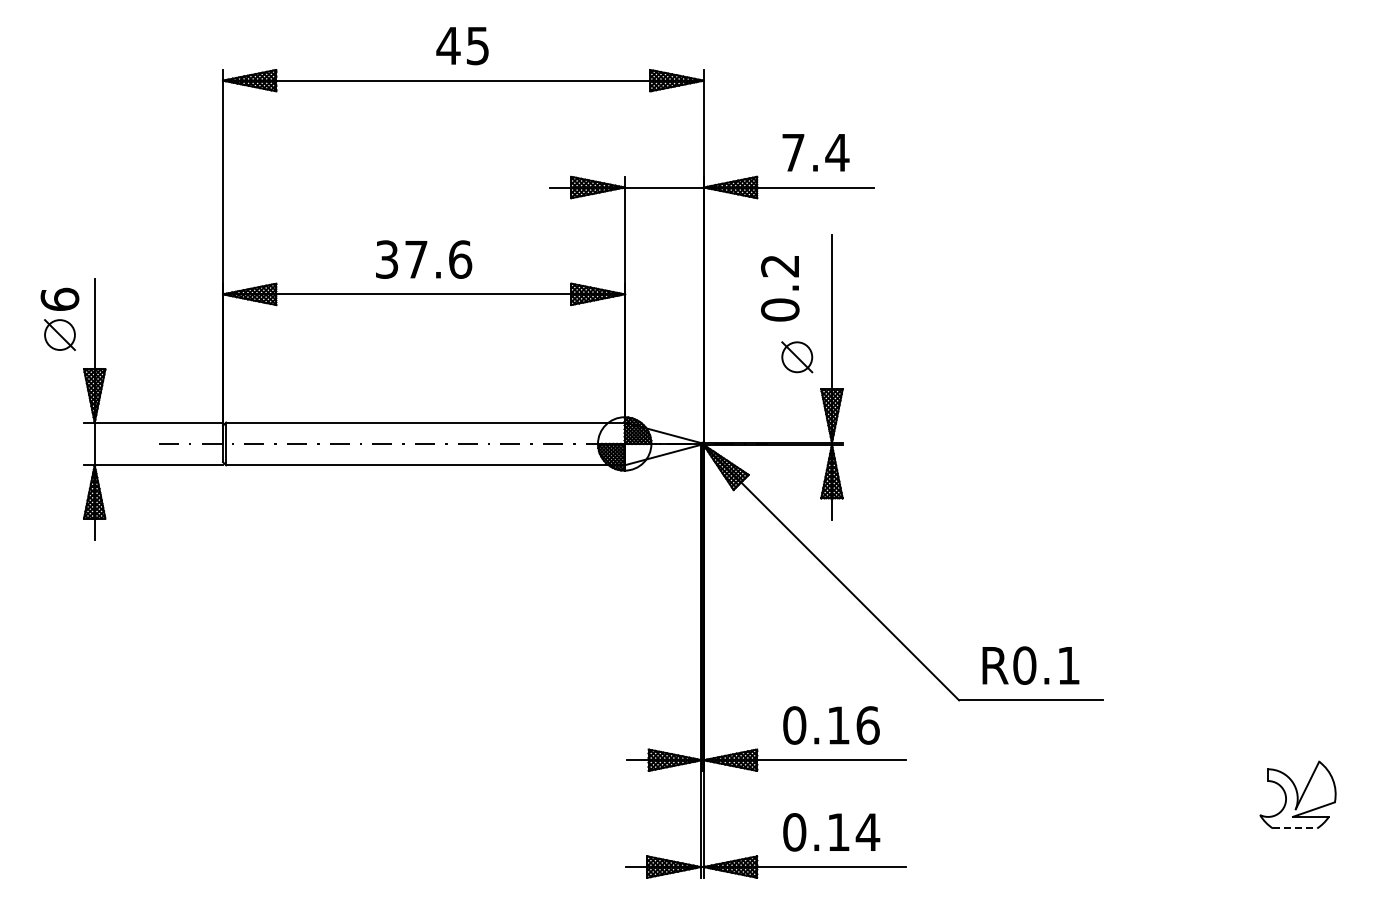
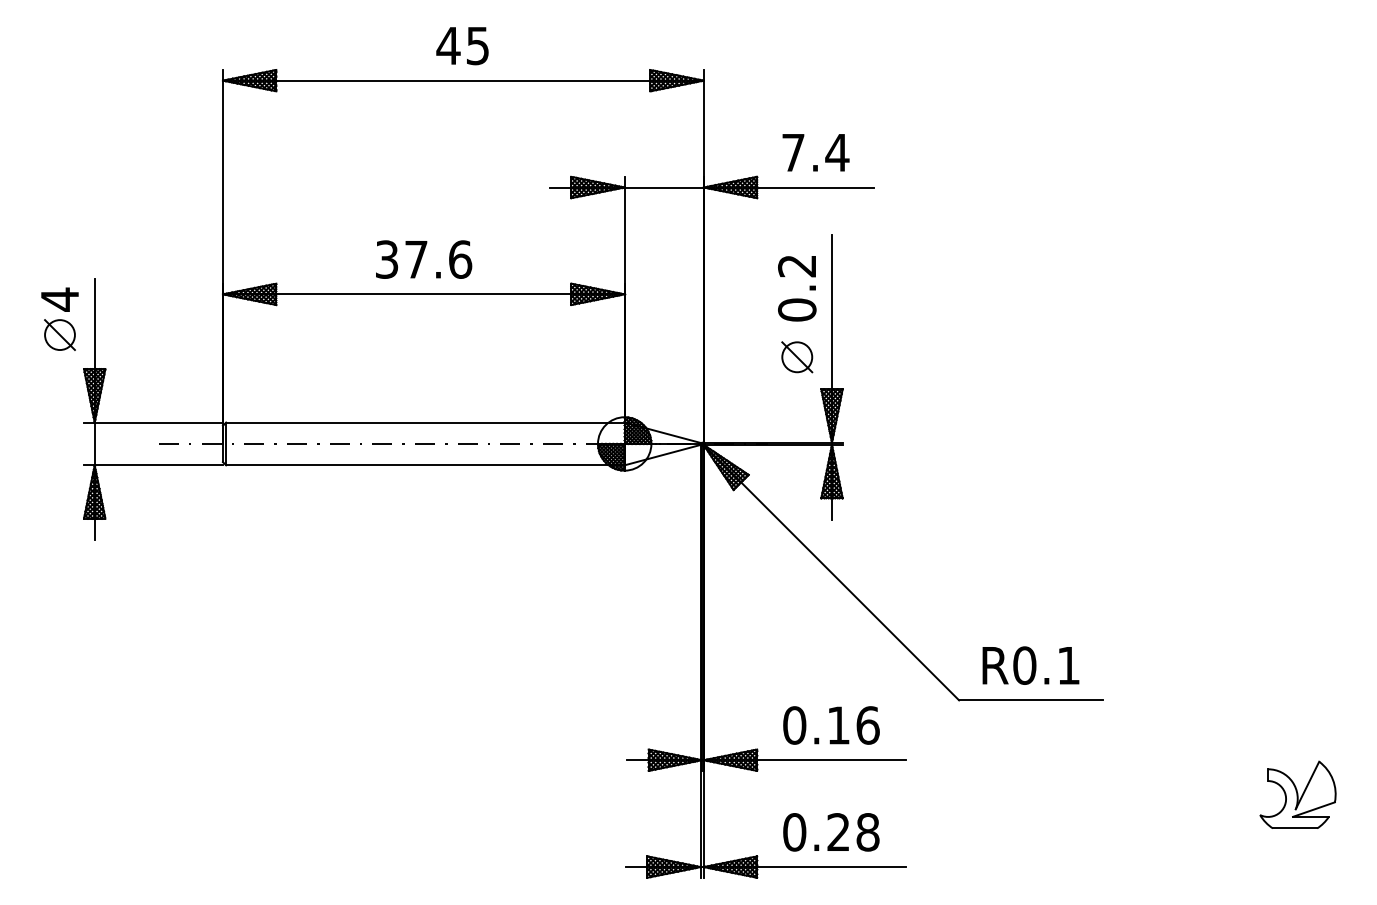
text position: (780, 288) -> (797, 288) (797, 288)
text: 6 -> 4 (59, 299)
line: dashed -> solid (1295, 828)
text: 0.14 -> 0.28 (853, 832)
